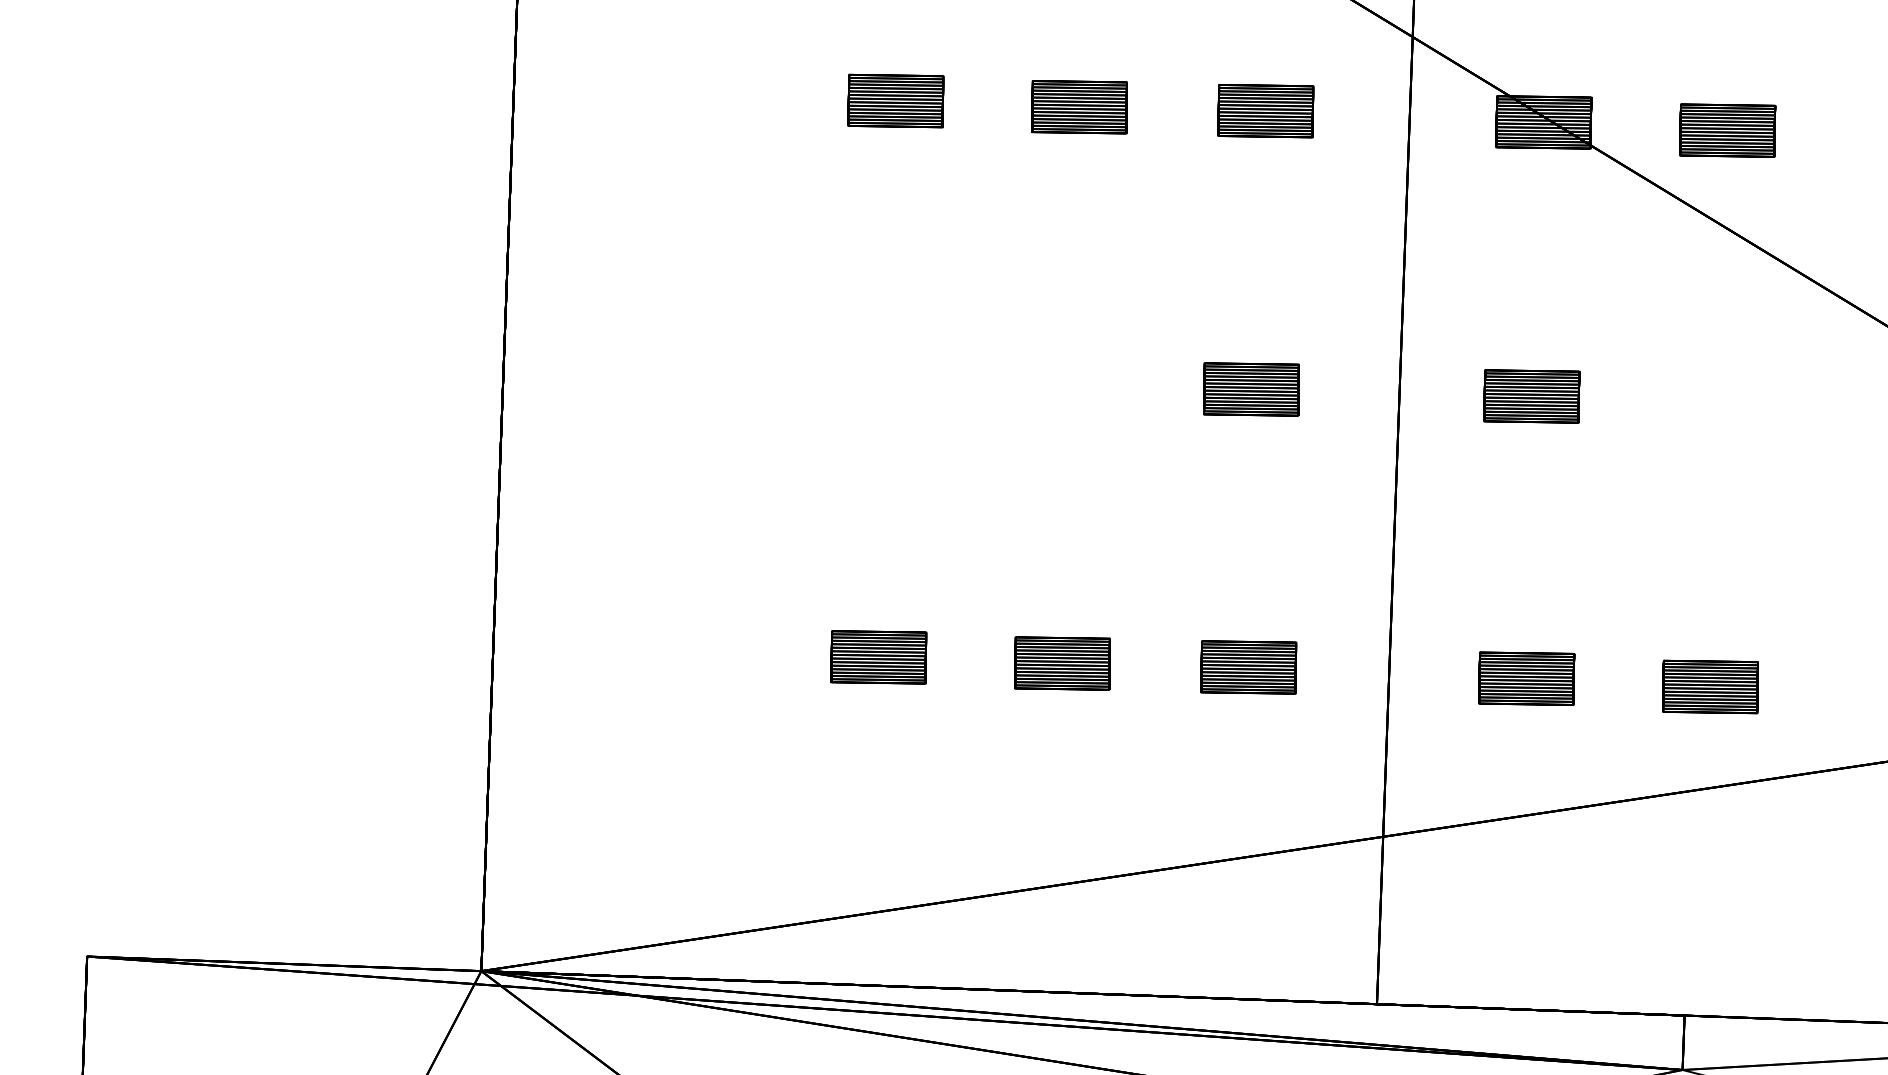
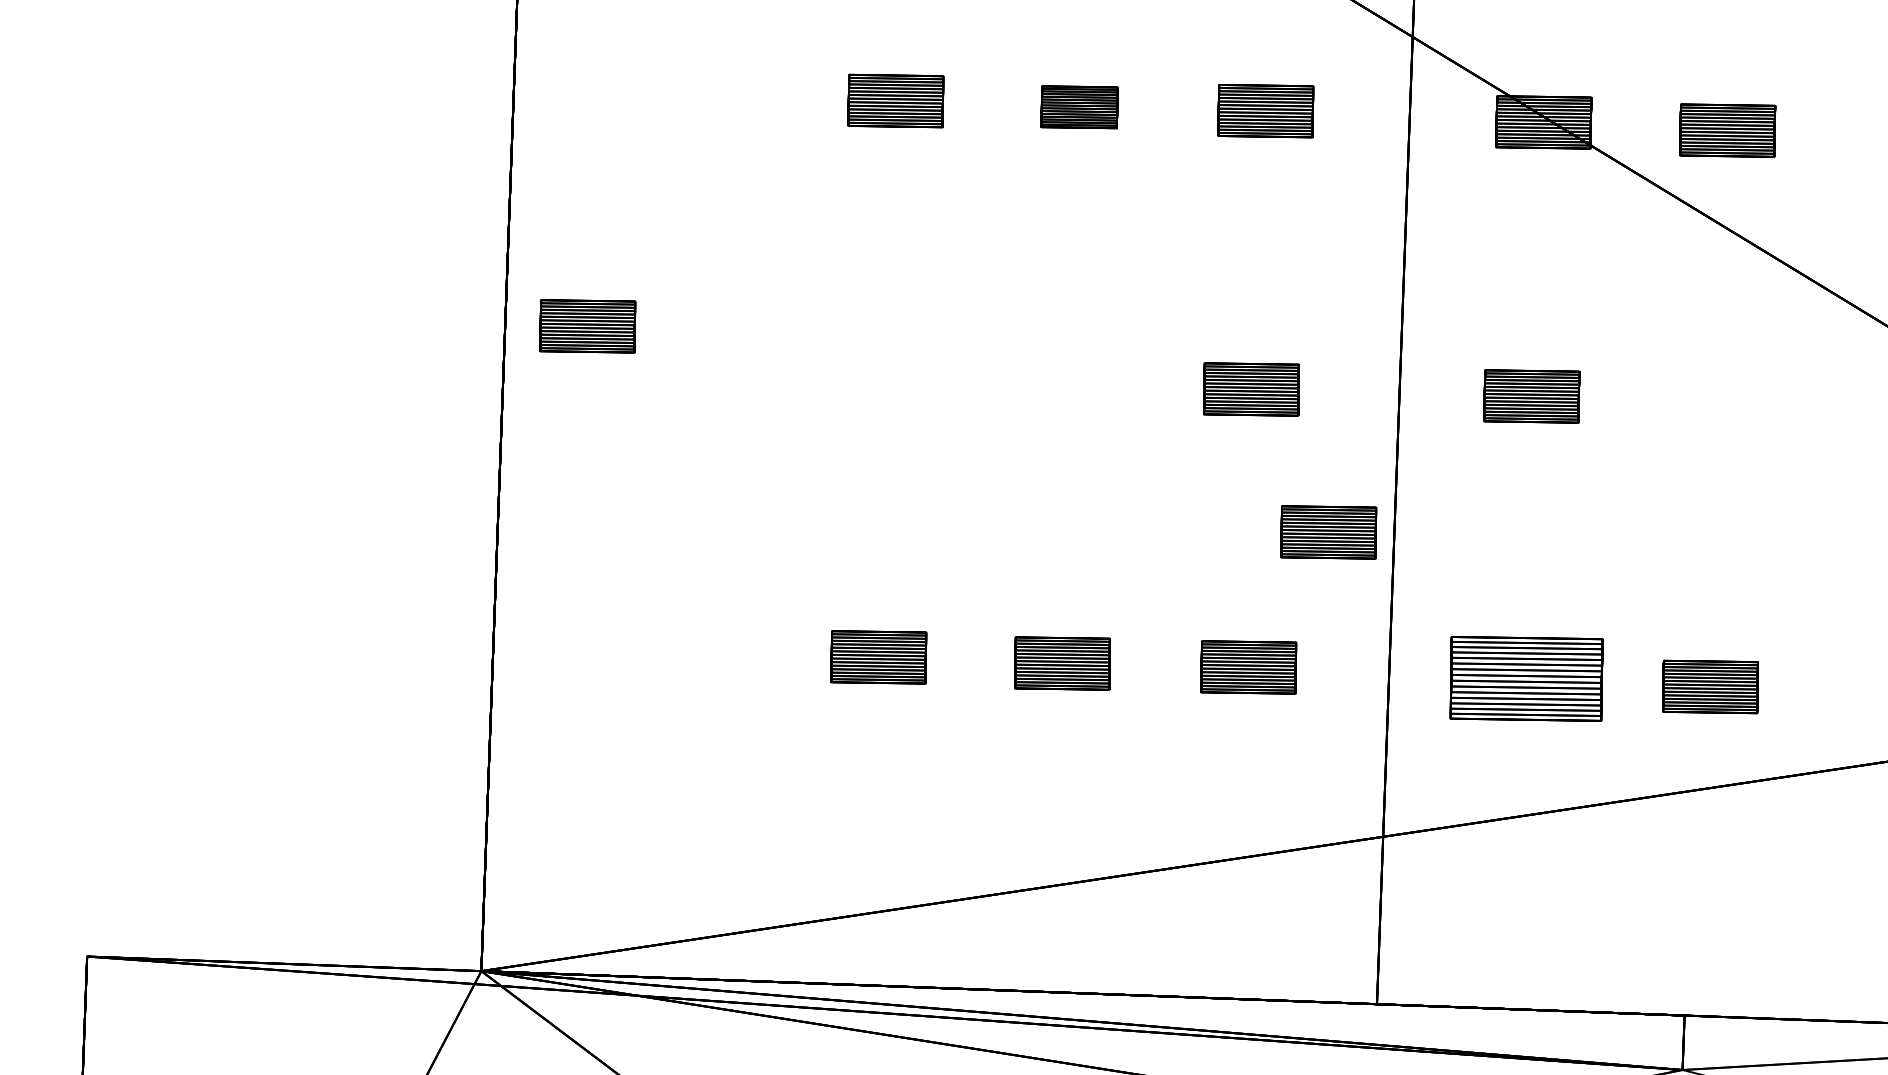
part size: 97x55 px -> 79x45 px (1079, 107)
part: none -> present (587, 326)
part: none -> present (1328, 532)
part size: 98x55 px -> 155x86 px (1526, 678)
